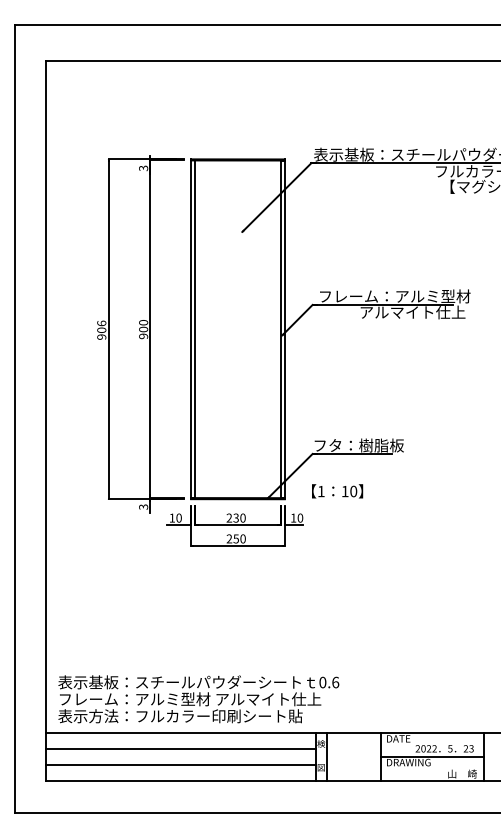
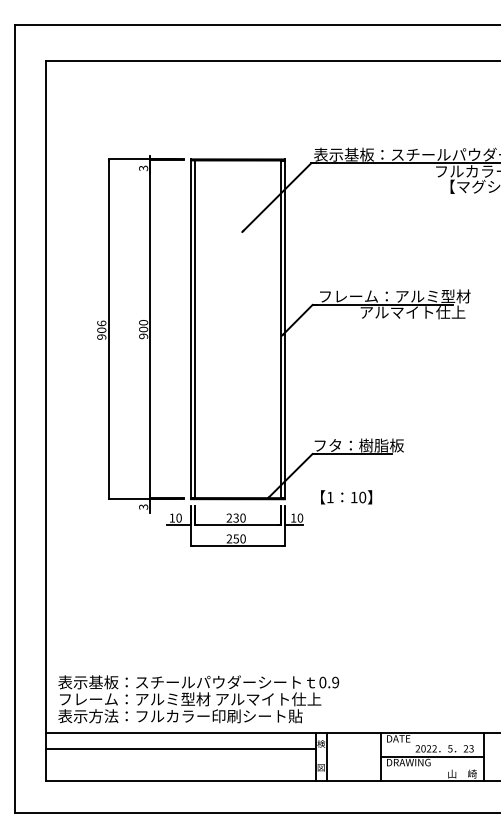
text position: (337, 491) -> (346, 497) (346, 497)
text: 0.6 -> 0.9 (335, 682)
line: present -> none (180, 764)
